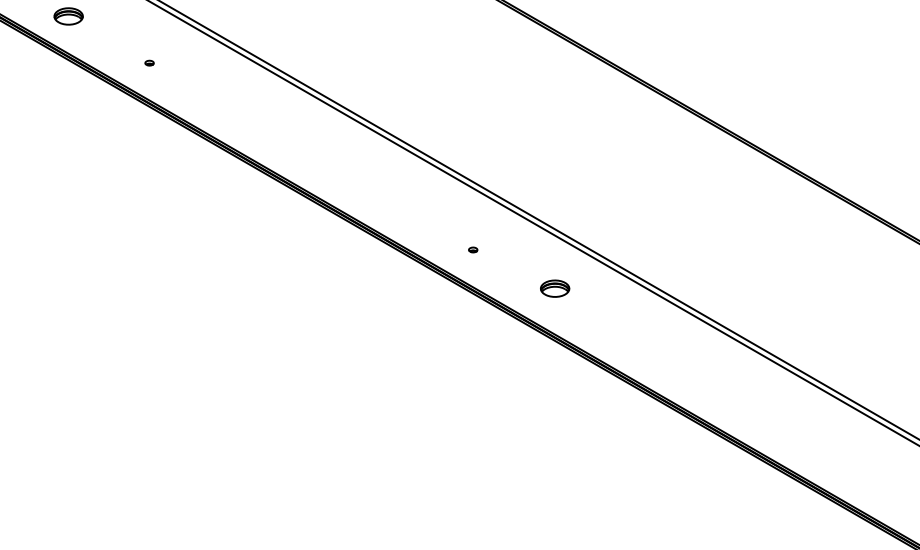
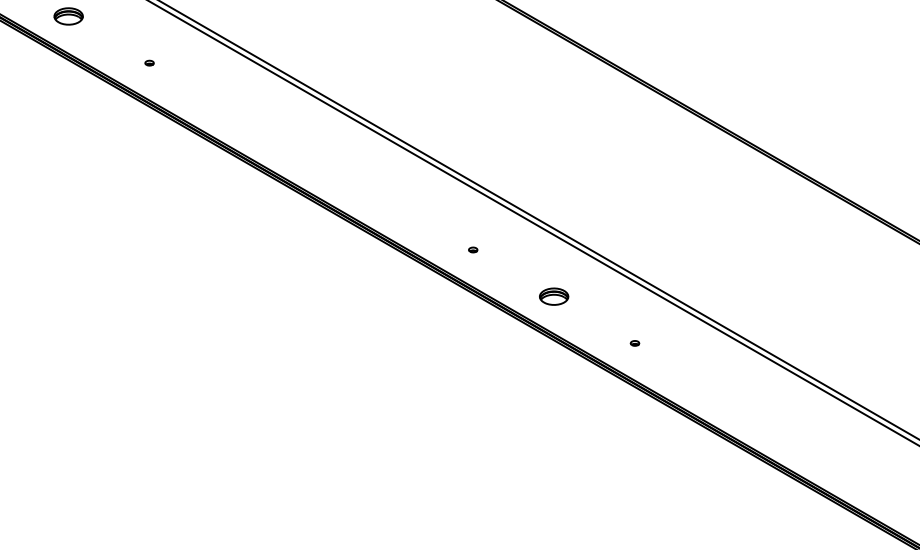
part position: (555, 288) -> (554, 296) (554, 296)
part: none -> present (634, 343)
